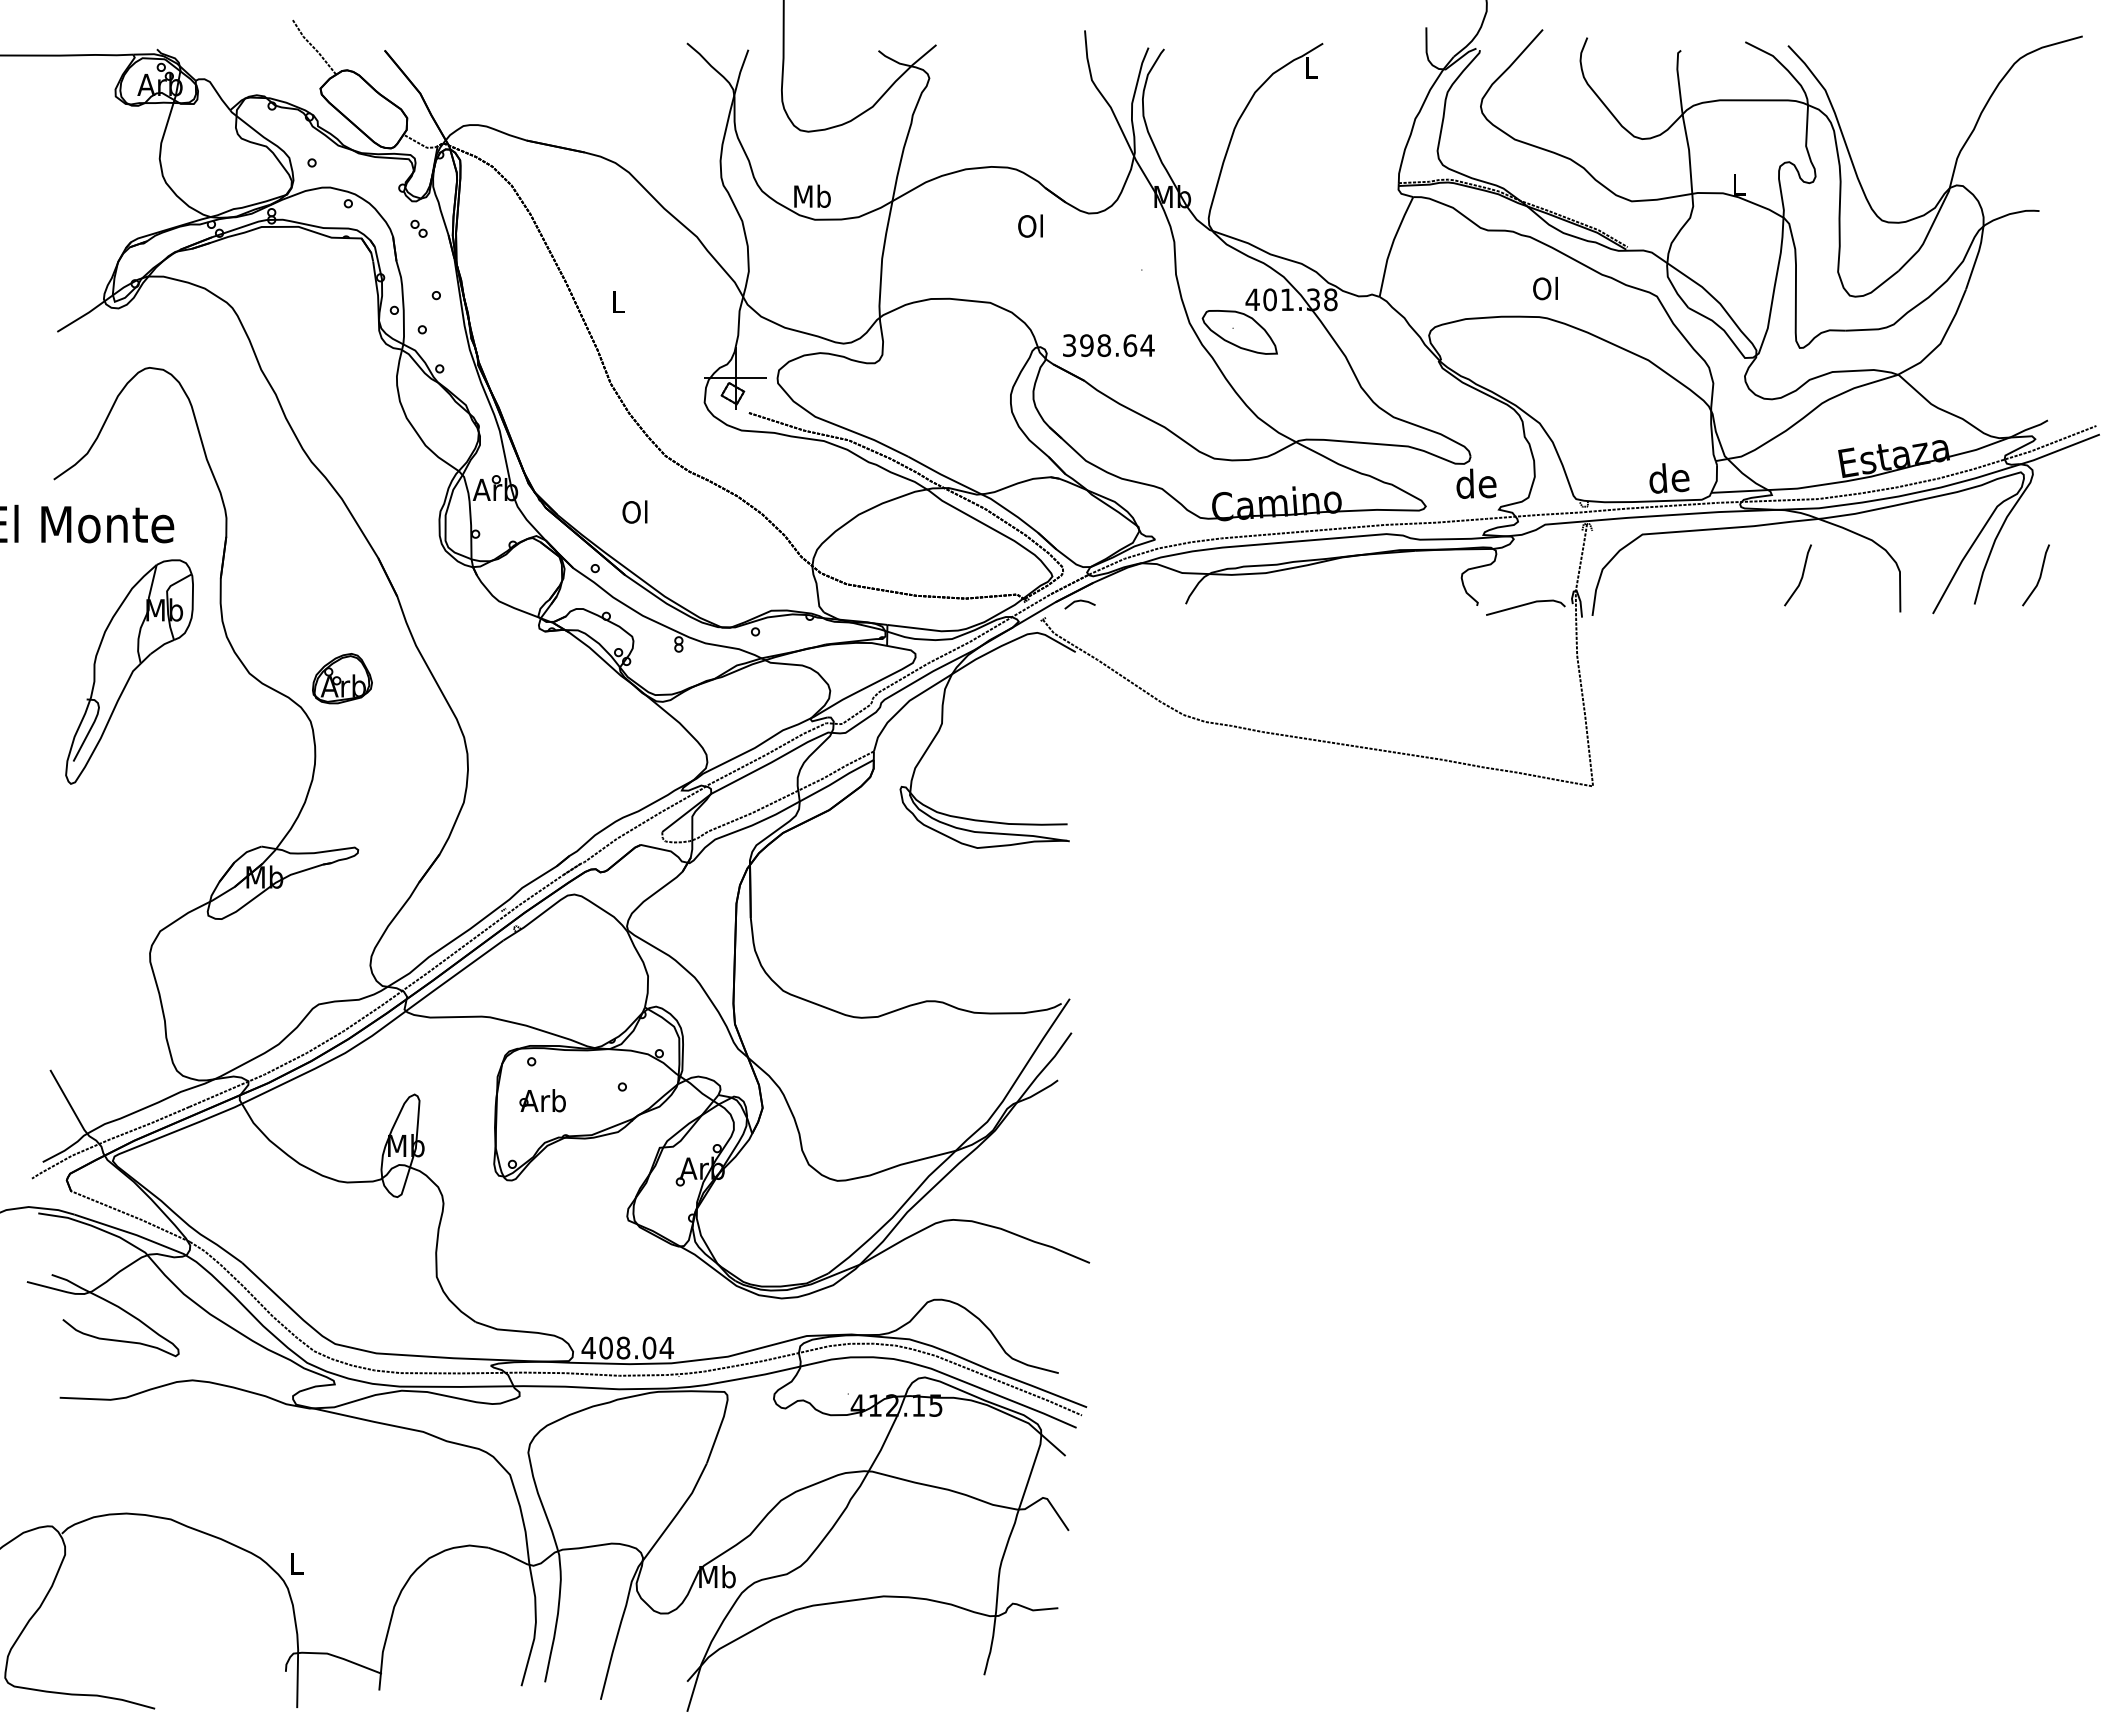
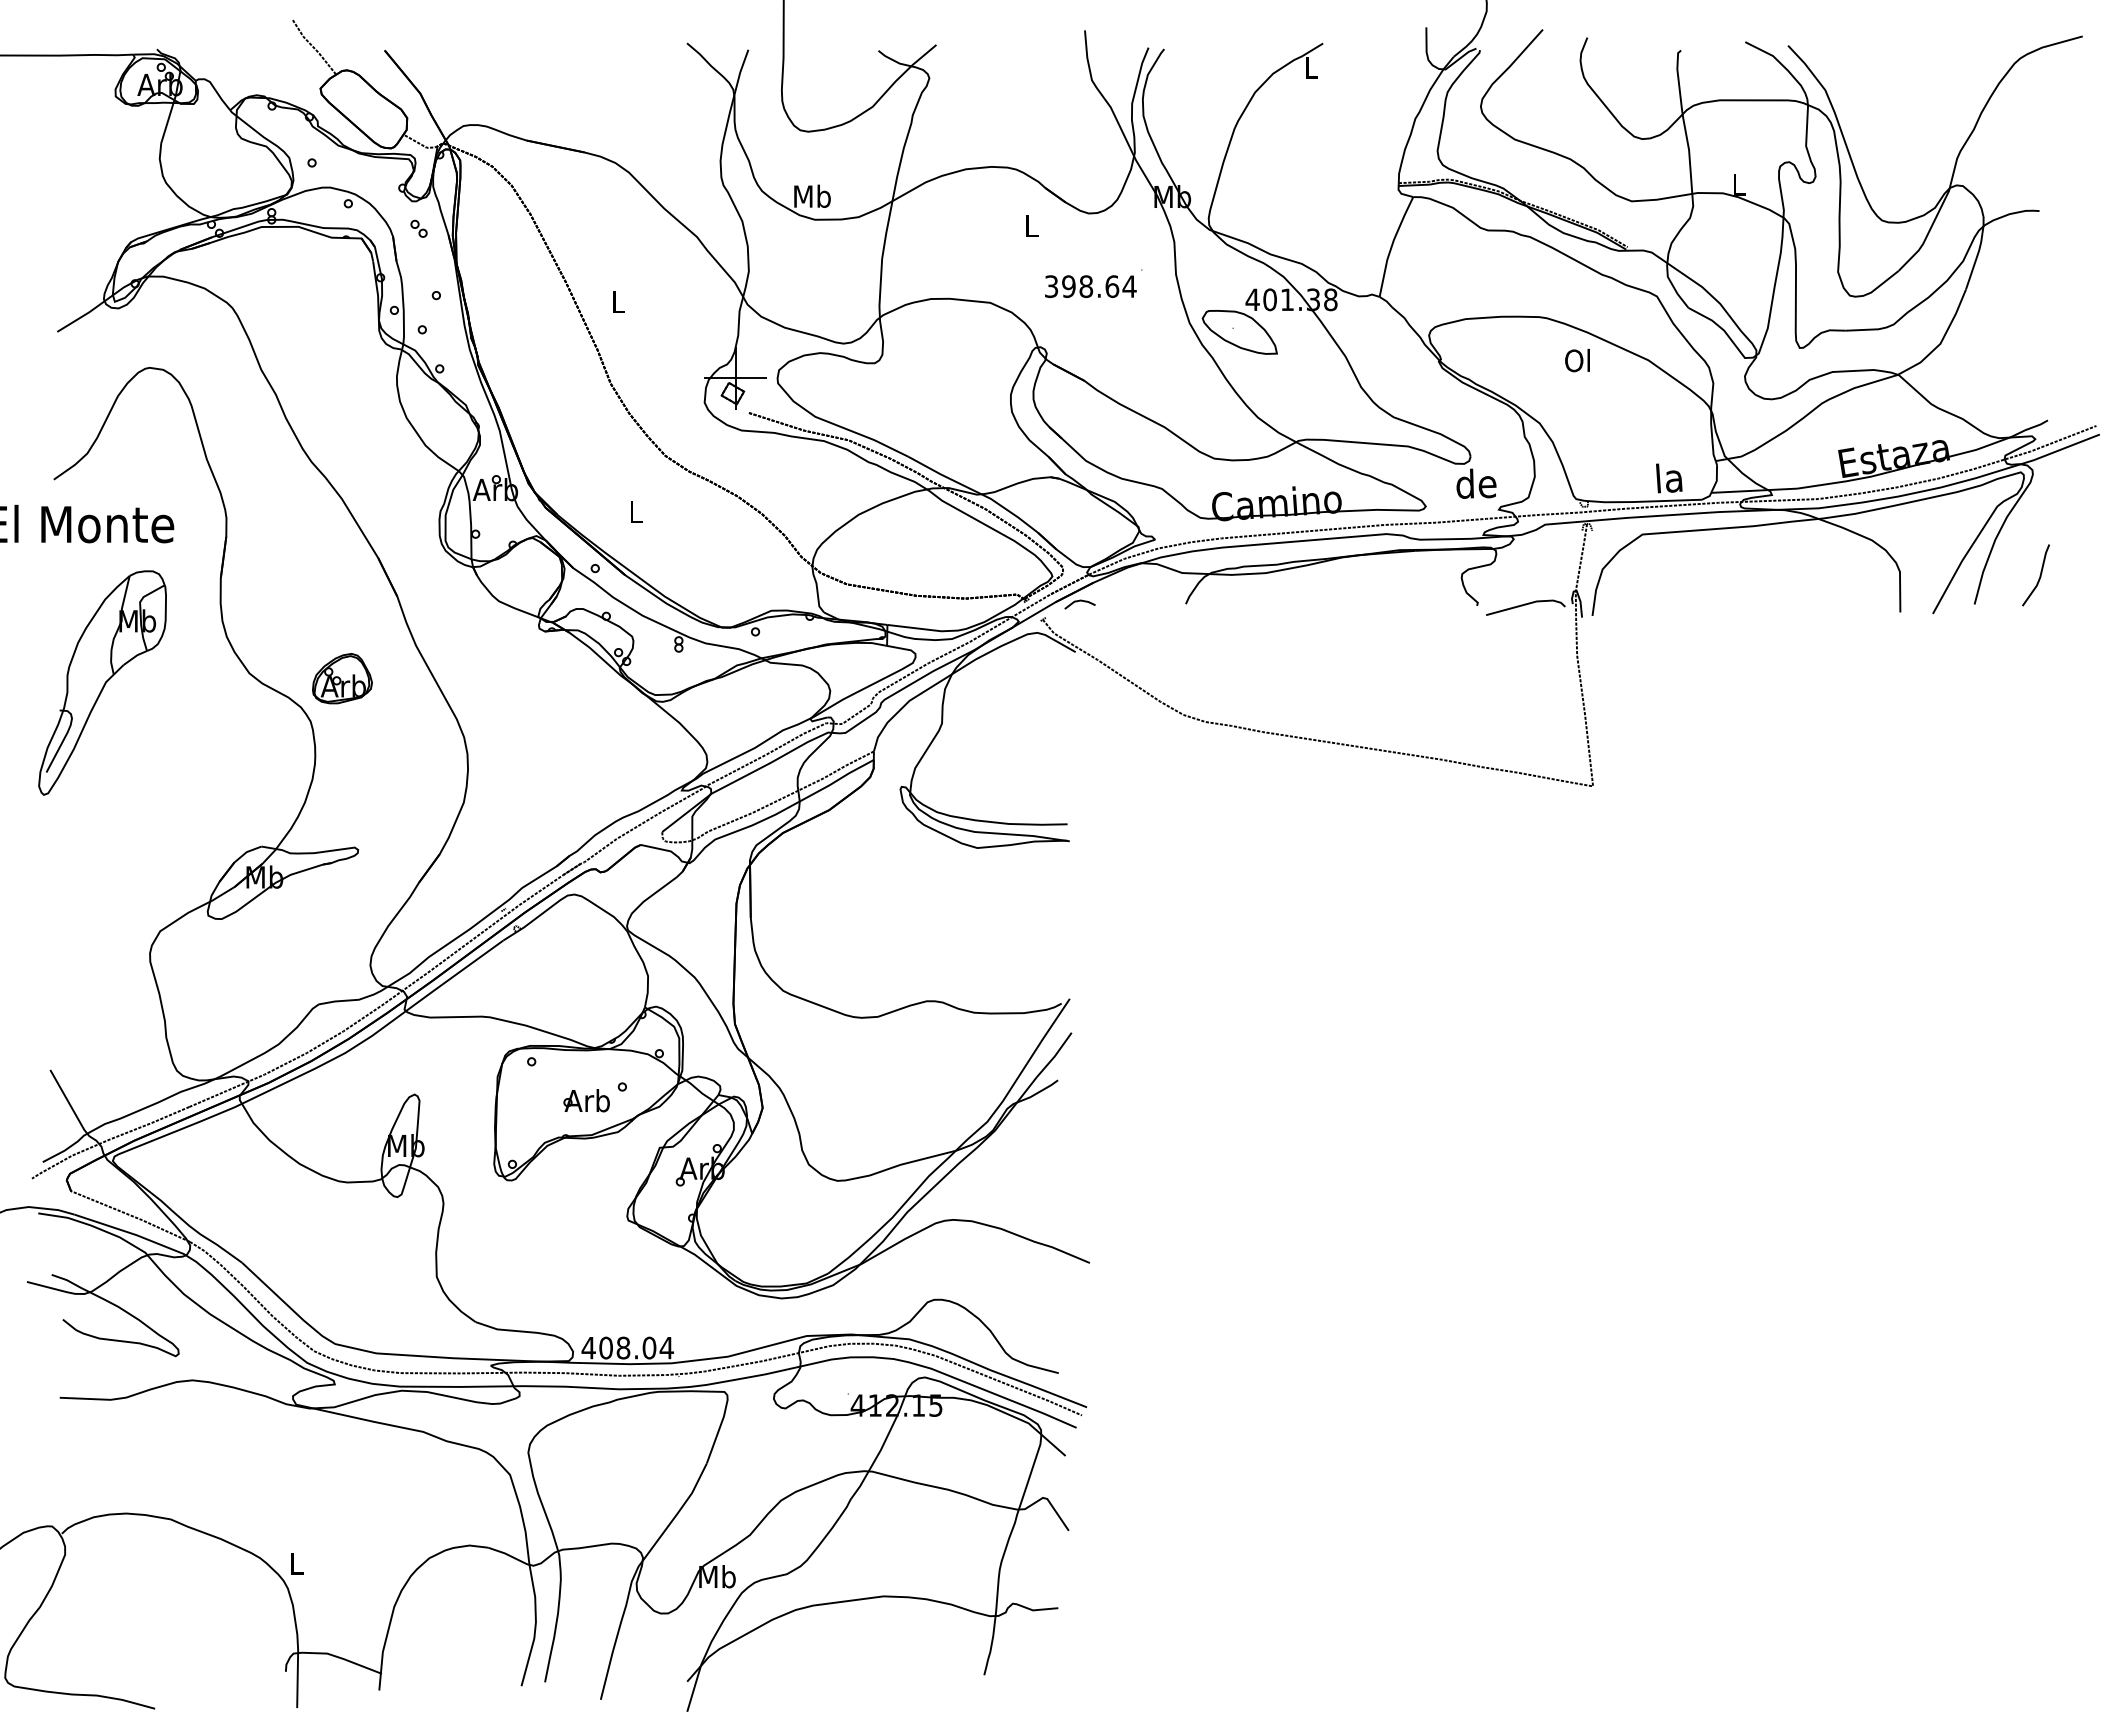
text: Ol -> L (1030, 225)
text position: (1545, 288) -> (1577, 360) (1577, 360)
text position: (1108, 345) -> (1090, 286) (1090, 286)
text: de -> la (1669, 478)
text: Ol -> L (634, 511)
line: present -> none (1801, 575)
part position: (129, 671) -> (102, 682) (102, 682)
part position: (542, 1100) -> (586, 1100) (586, 1100)
